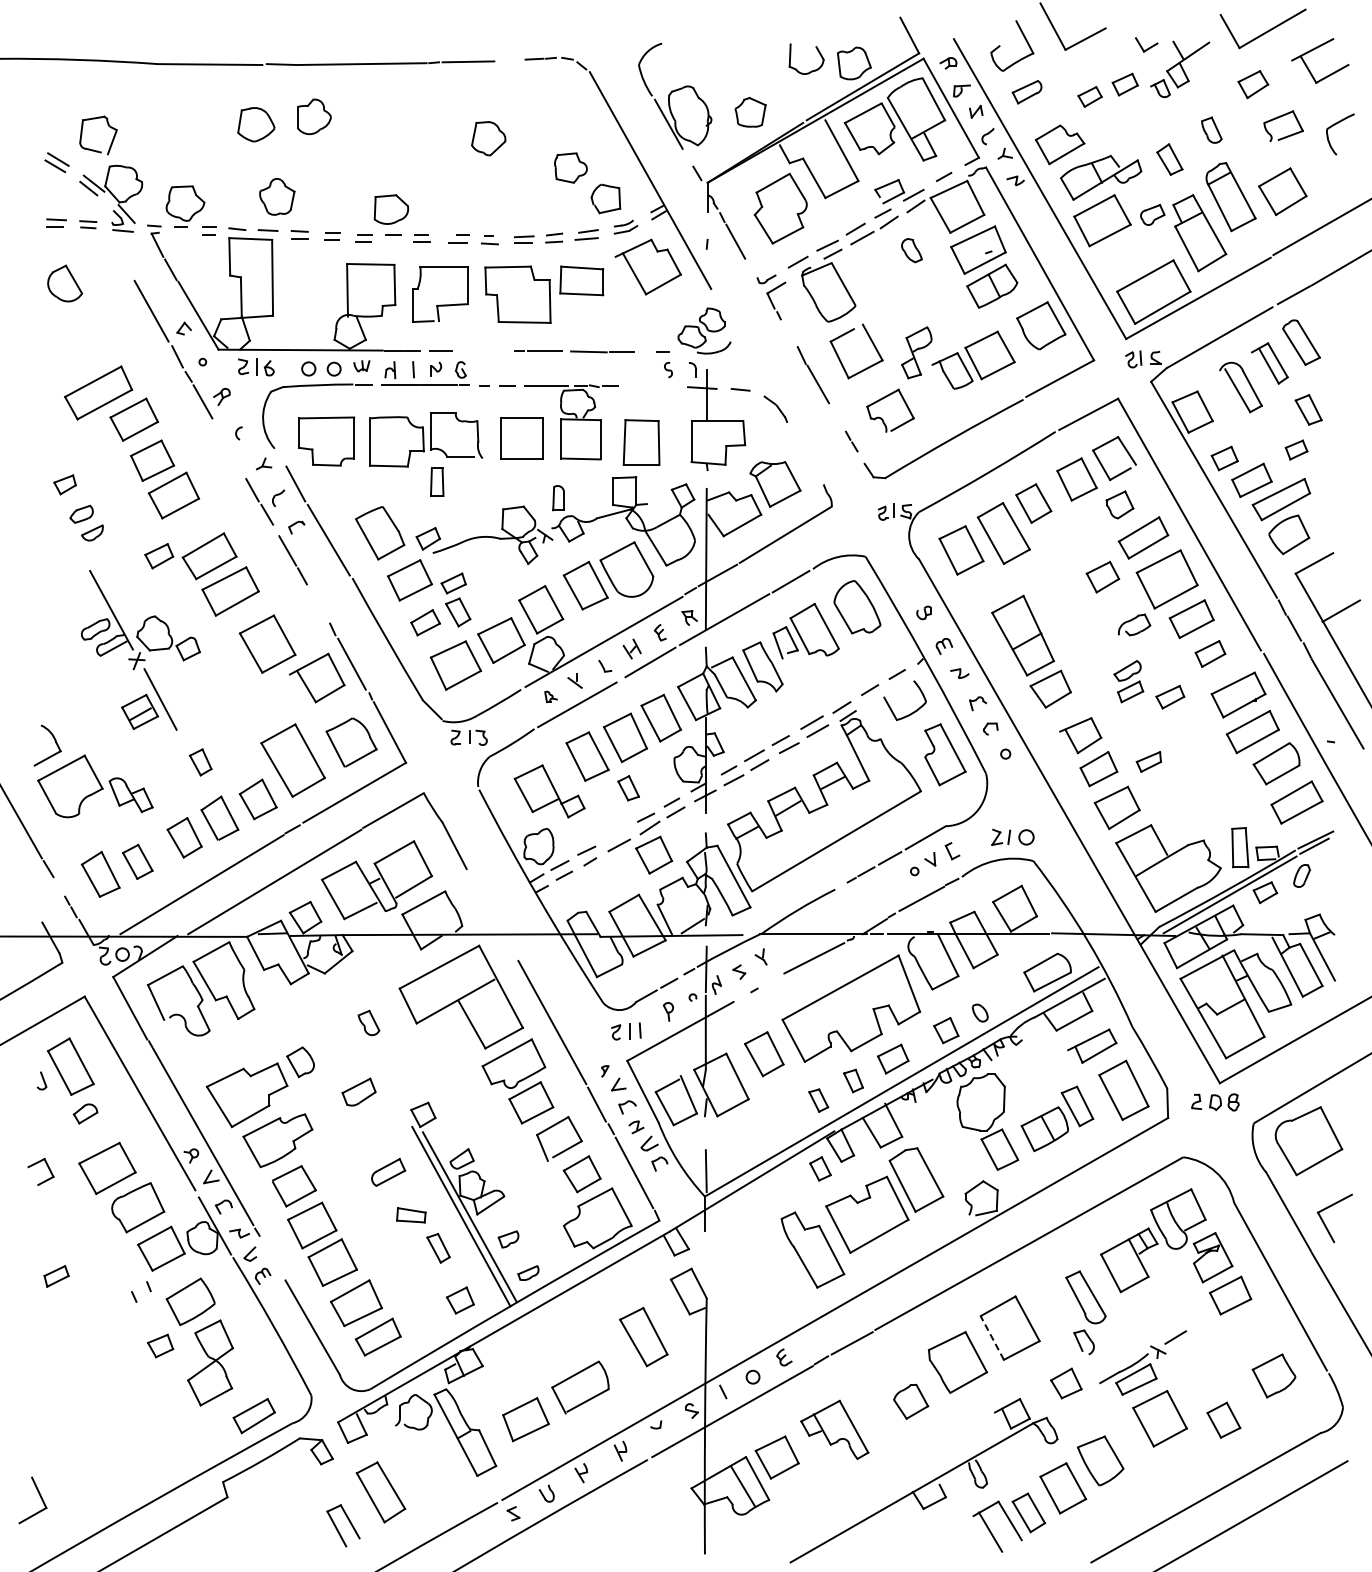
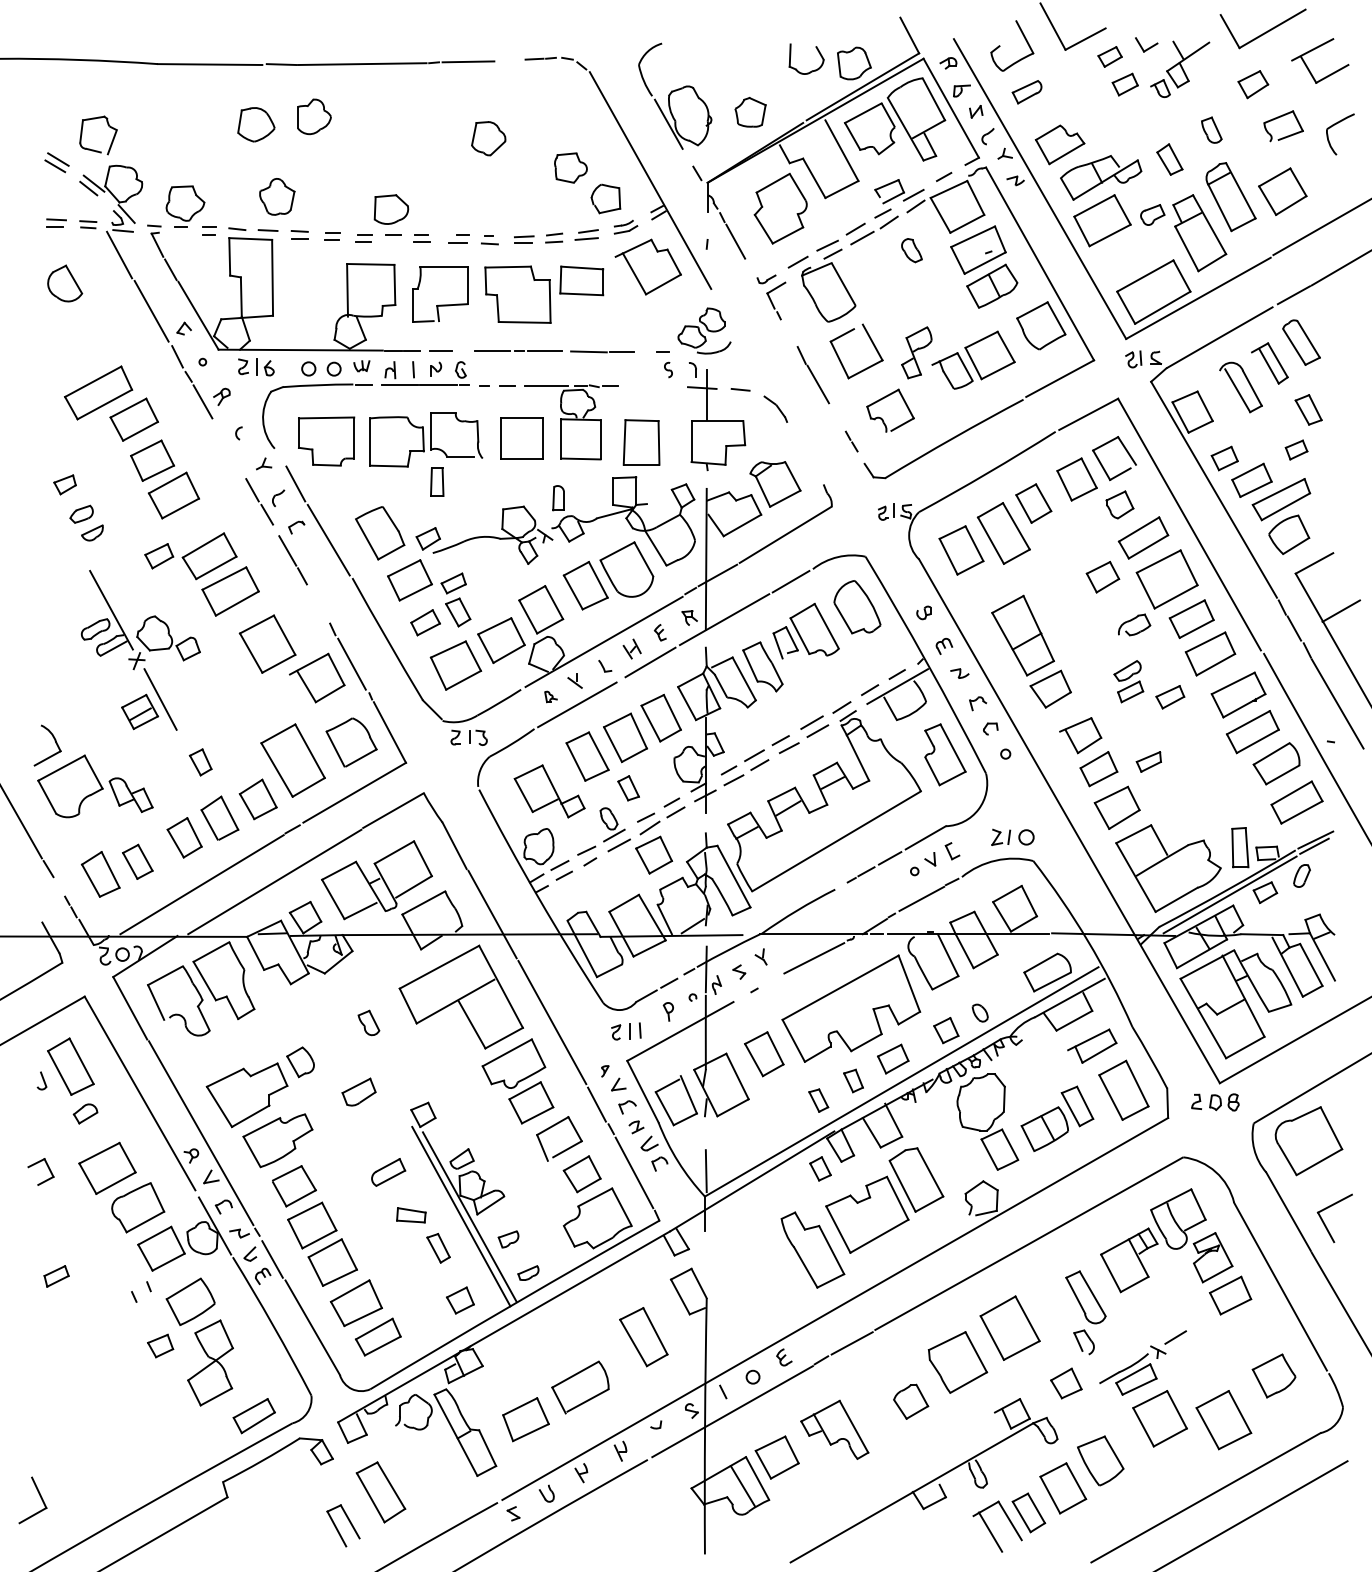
part position: (1089, 96) -> (1109, 56) (1109, 56)
line: none -> present (119, 254)
line: none -> present (492, 351)
part size: 33x28 px -> 53x46 px (1210, 653)
line: none -> present (897, 686)
part: none -> present (612, 824)
line: none -> present (492, 914)
line: none -> present (272, 1259)
line: dashed -> solid (992, 1338)
part size: 36x38 px -> 58x61 px (1223, 1420)
